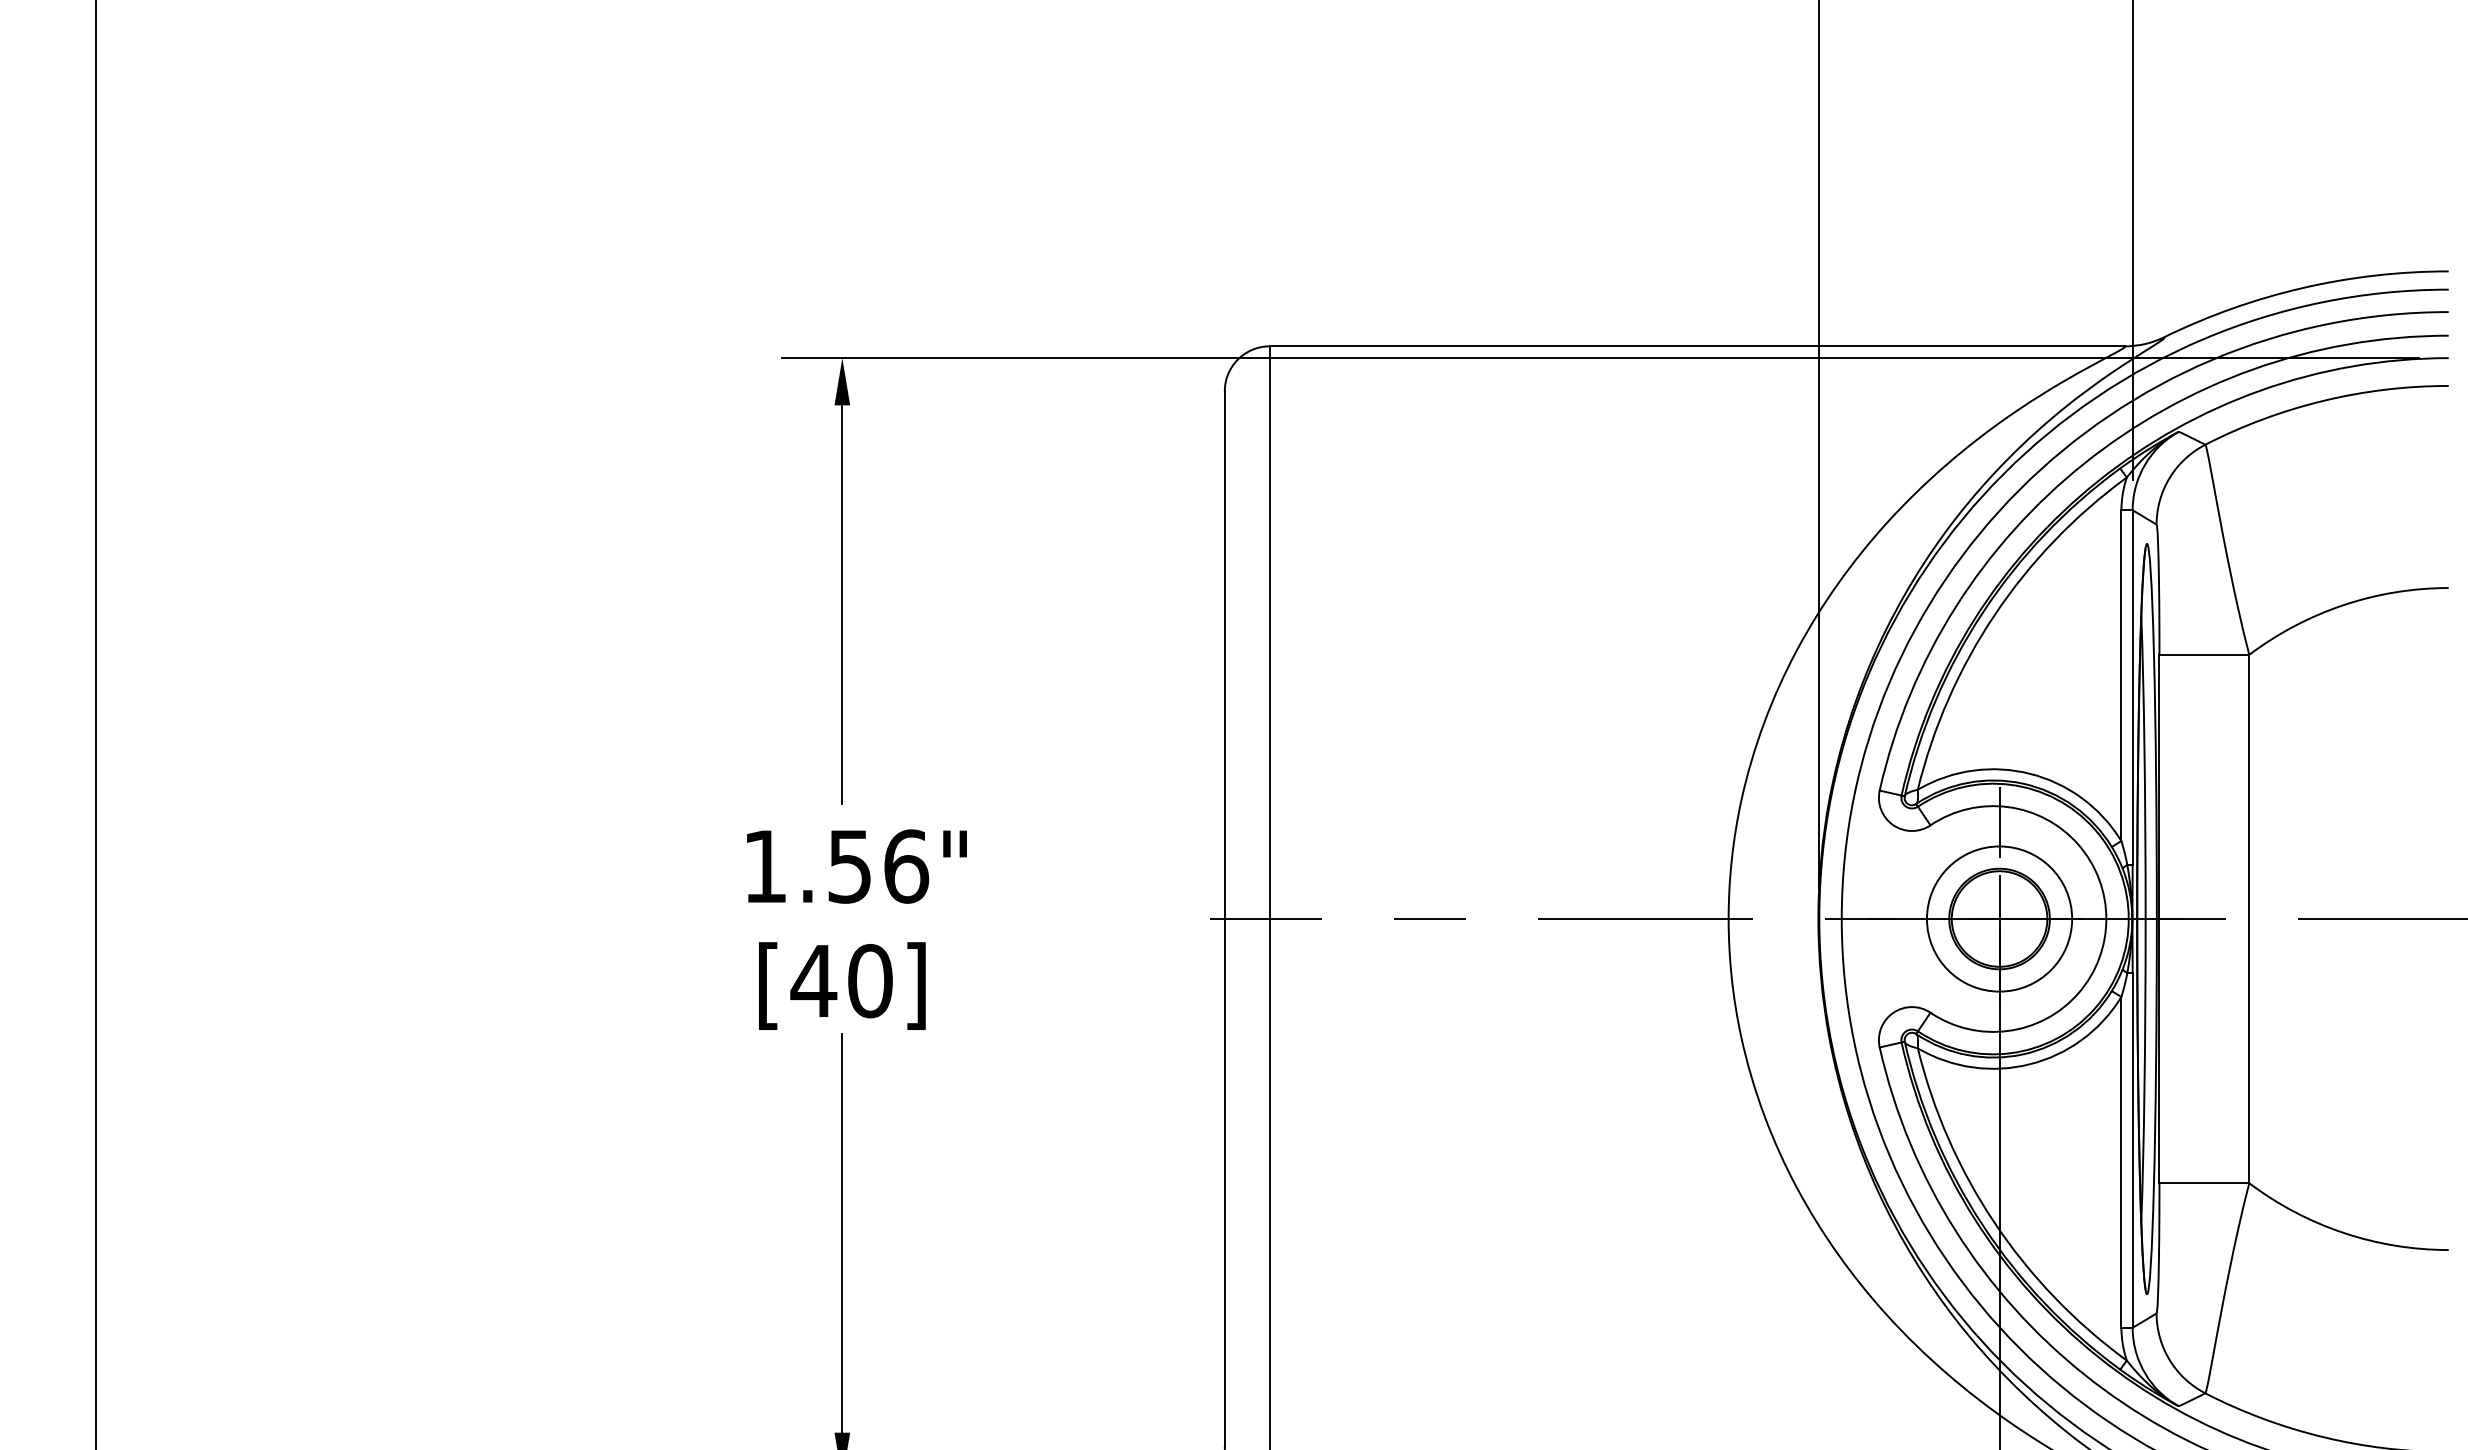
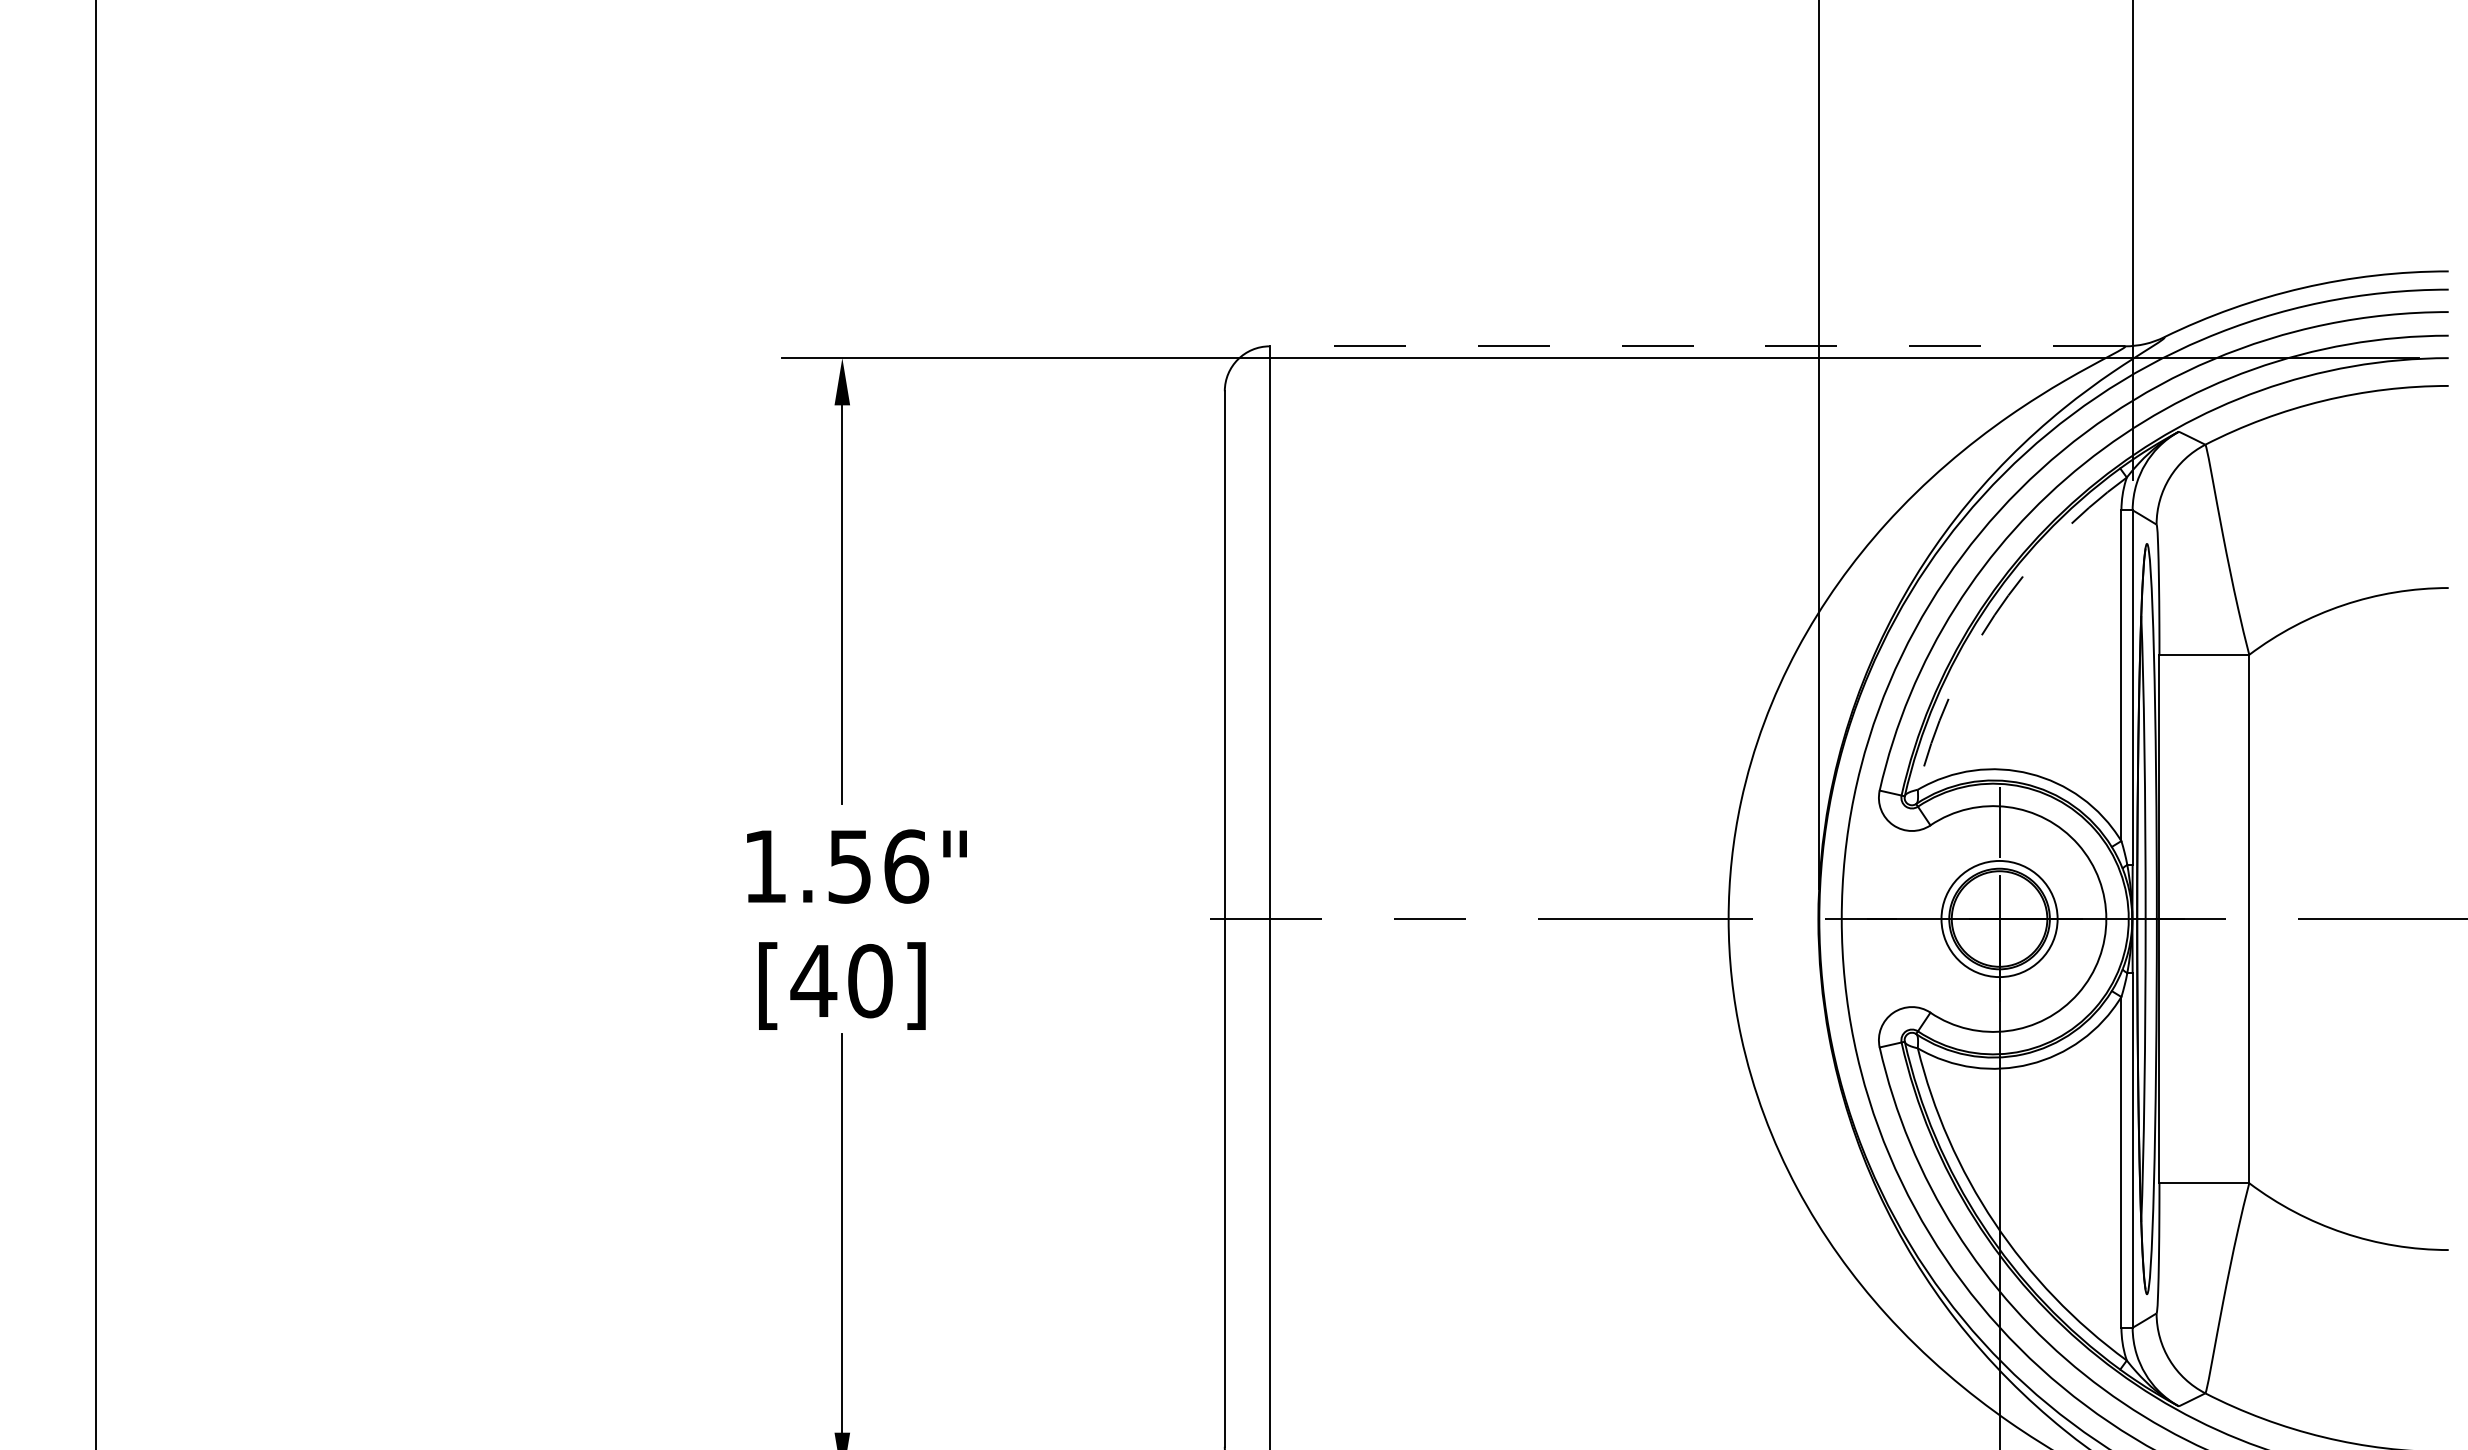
line: solid -> dashed (1697, 346)
arc: solid -> dashed (1994, 615)
circle diameter: 145 px -> 116 px (1999, 918)
